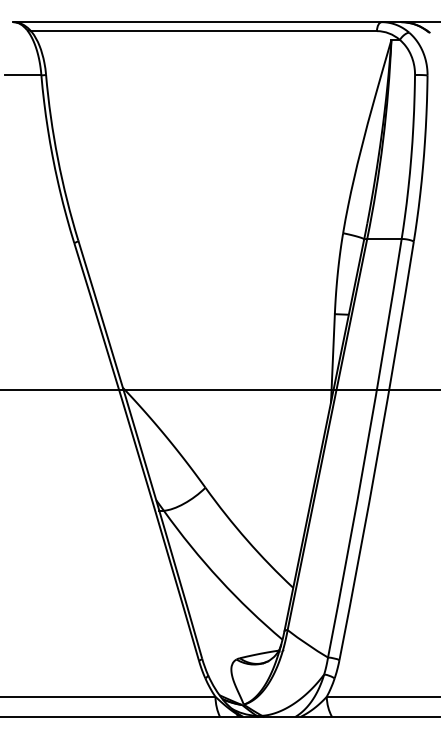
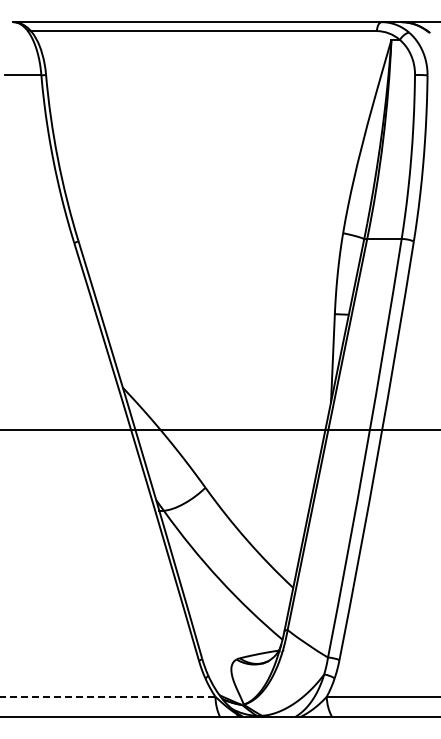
line position: (219, 390) -> (219, 430) (219, 430)
line: solid -> dashed (107, 696)
